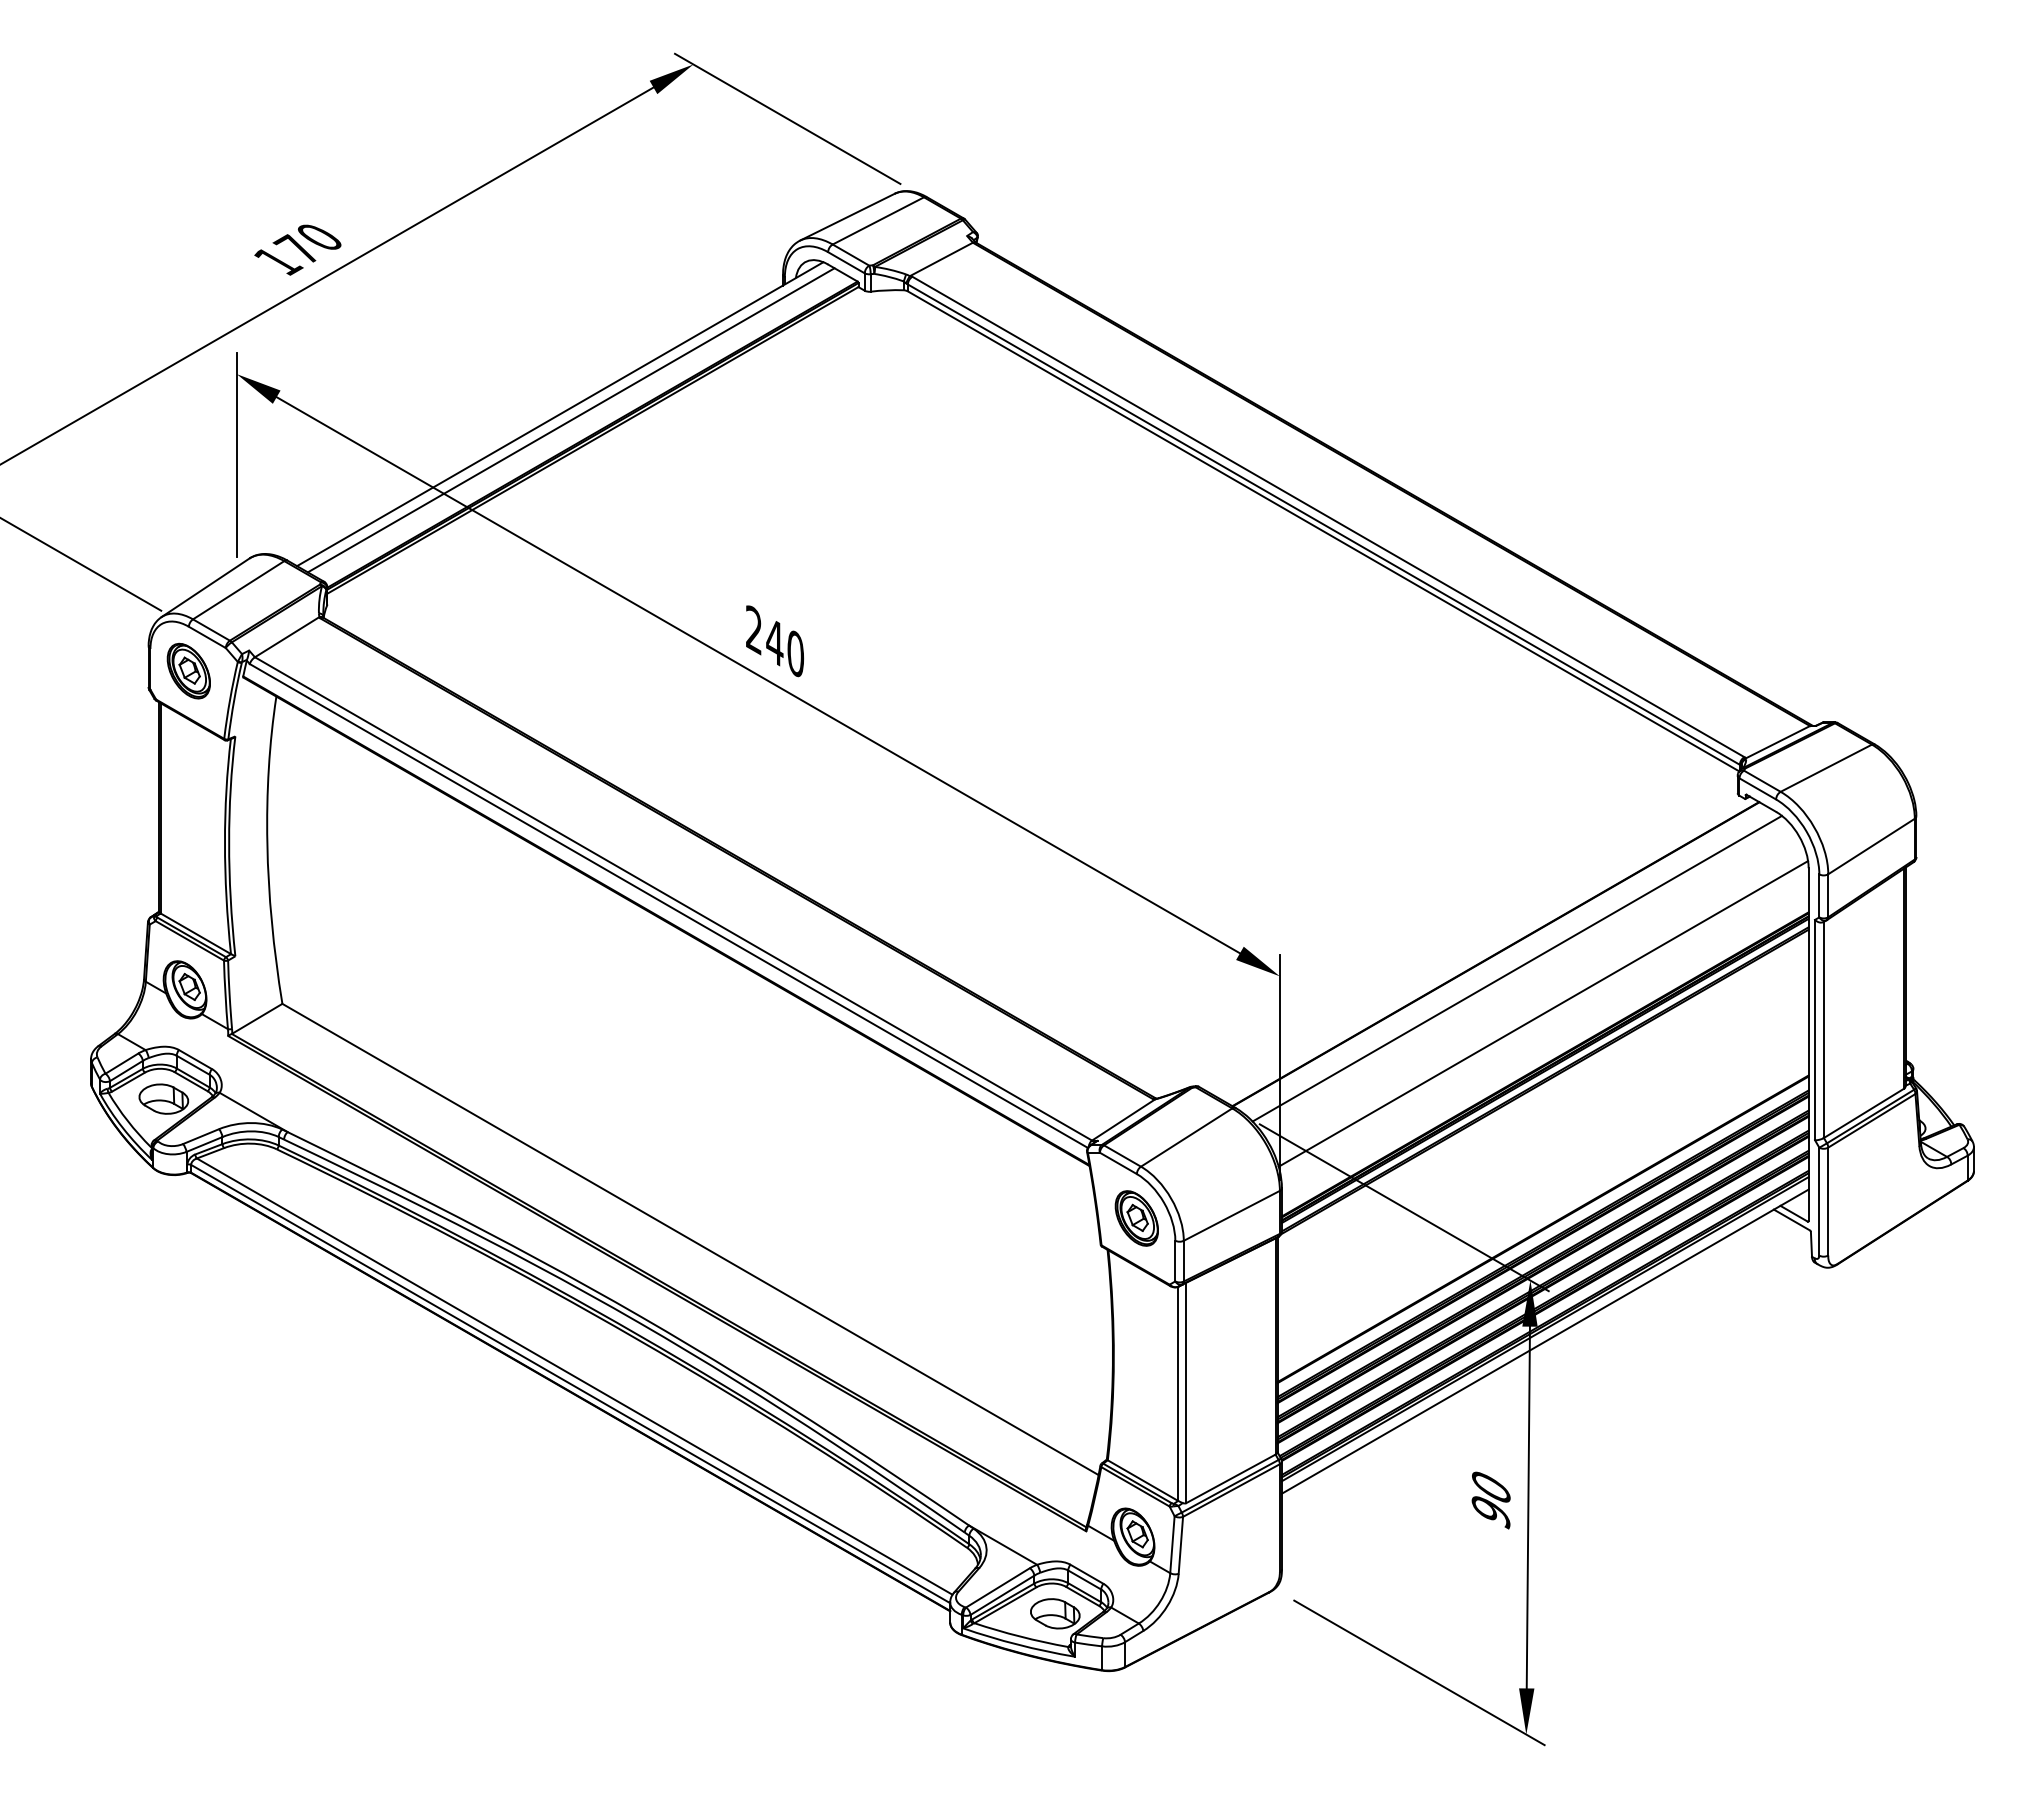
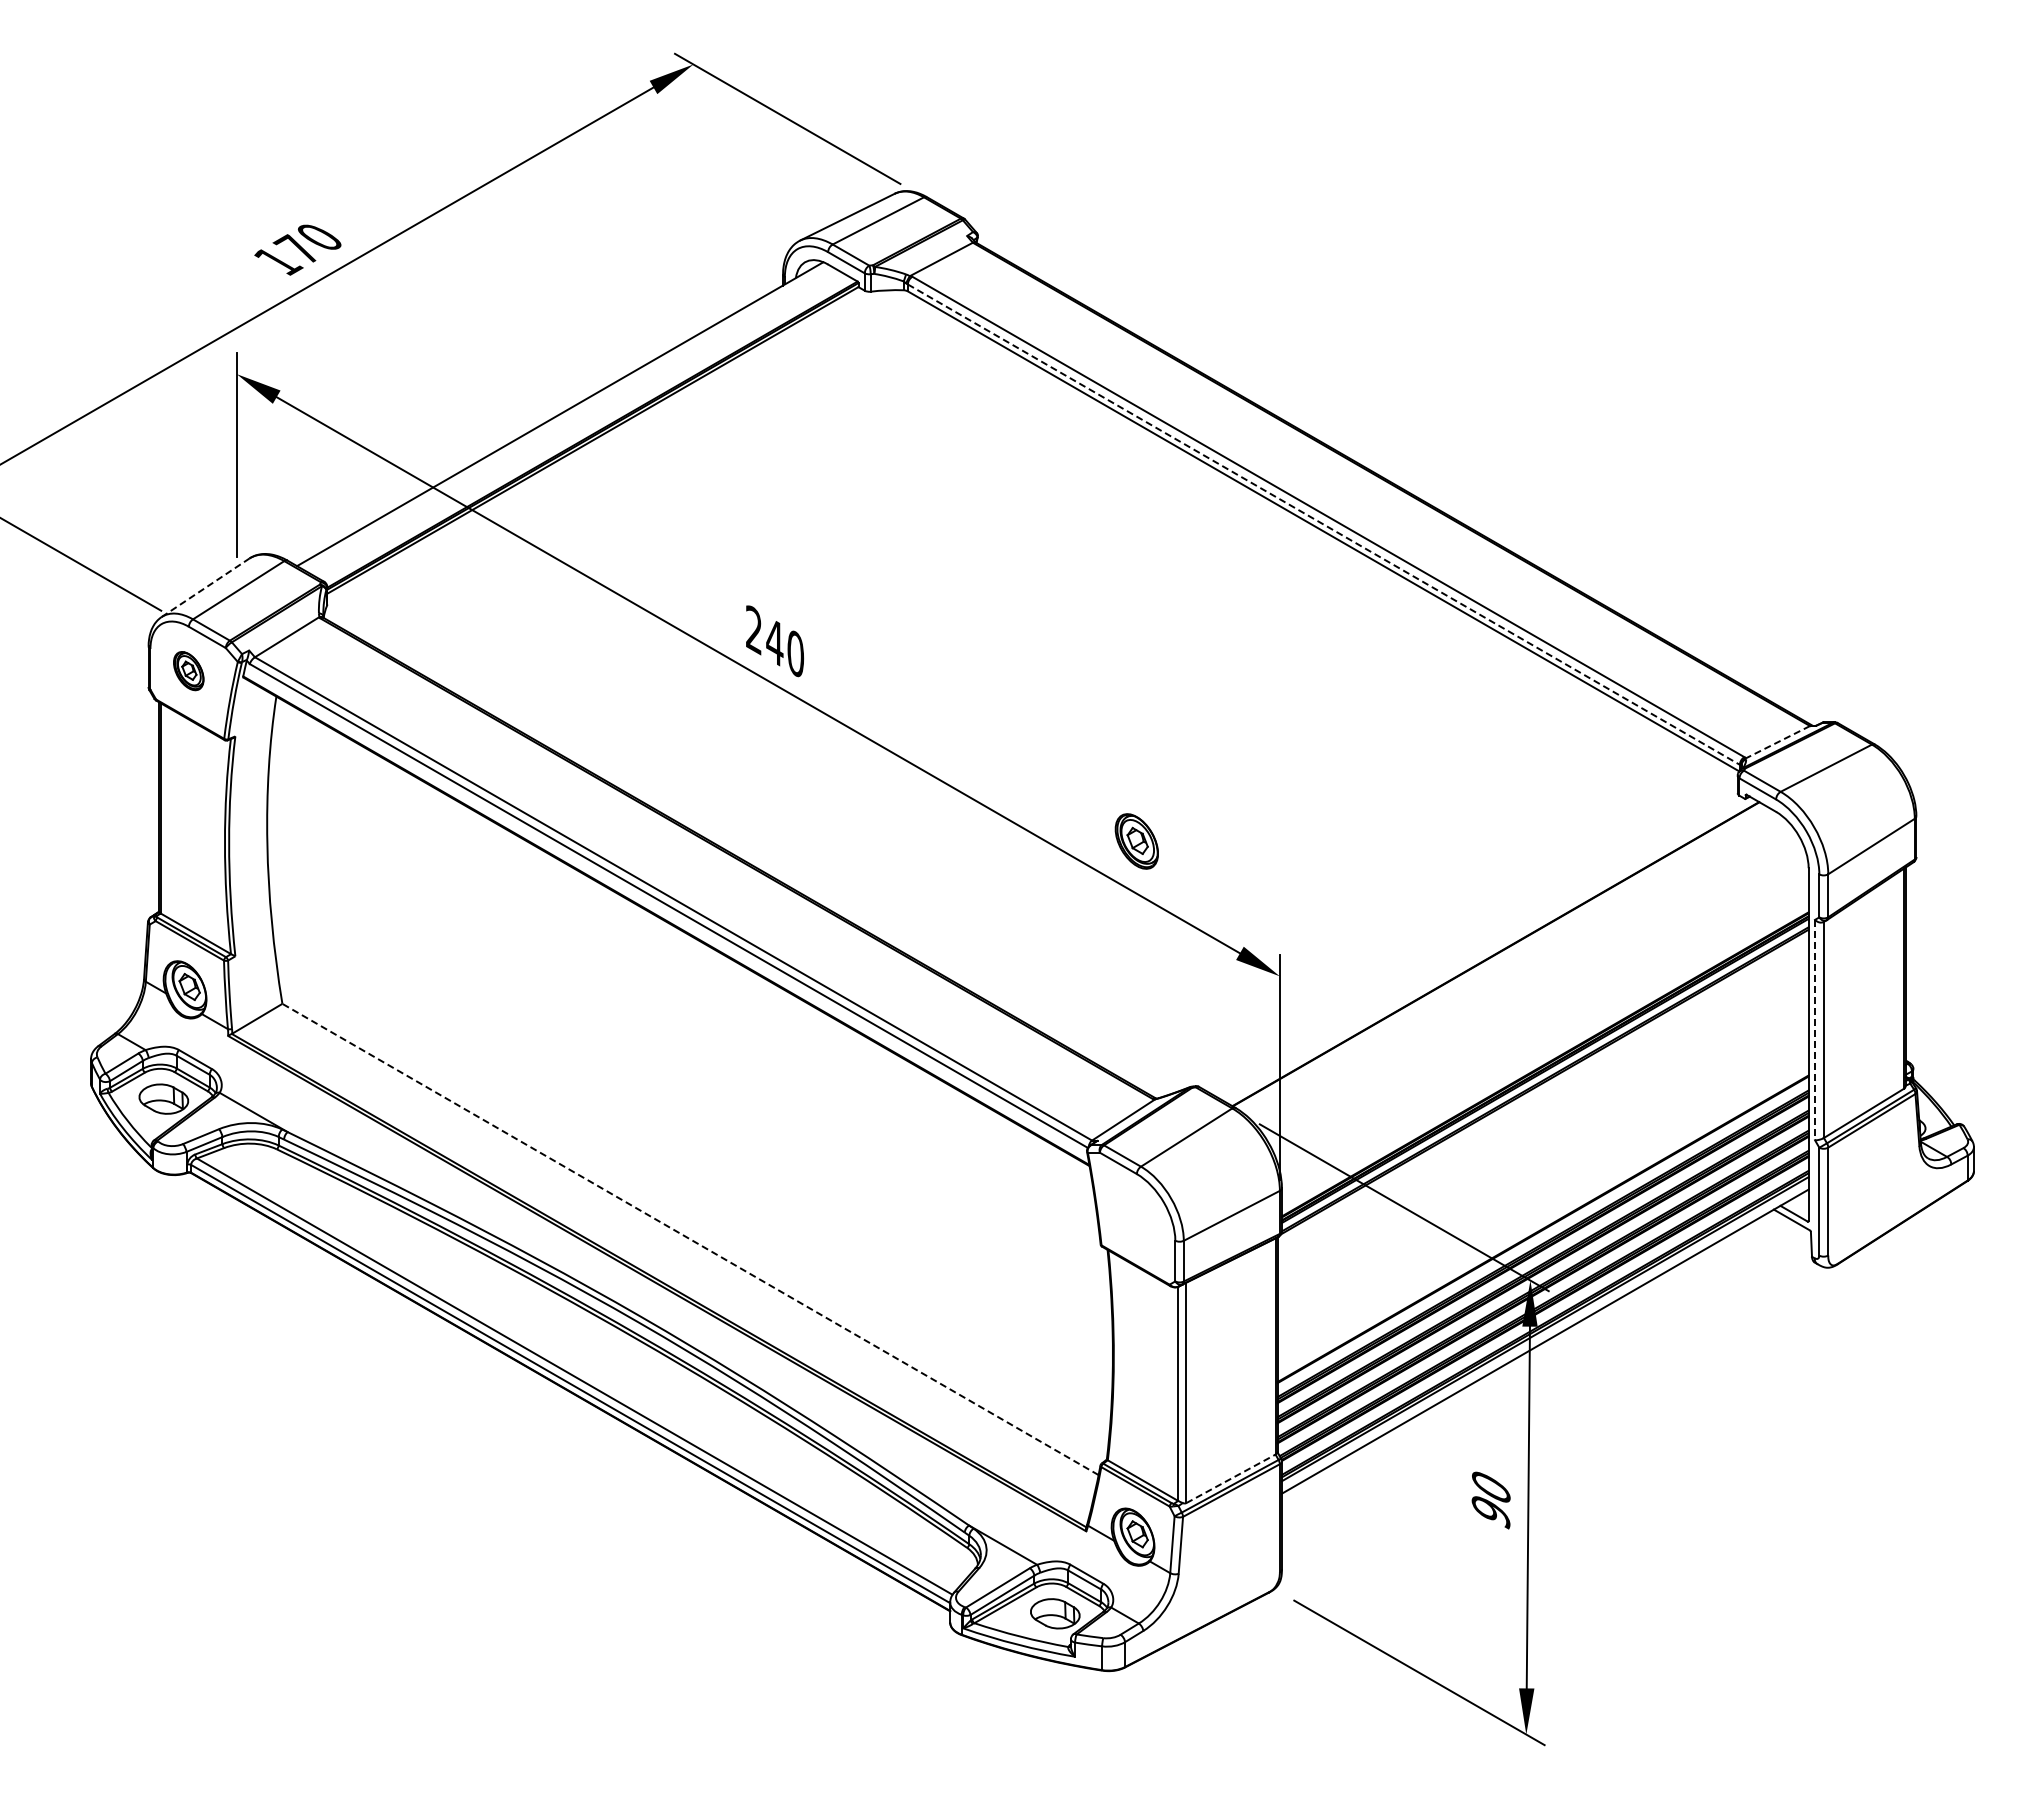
line: present -> none (570, 420)
line: solid -> dashed (1324, 524)
line: solid -> dashed (205, 587)
part size: 45x58 px -> 32x41 px (188, 671)
line: solid -> dashed (1778, 742)
line: present -> none (1517, 968)
line: present -> none (1543, 1013)
line: solid -> dashed (1815, 1030)
part position: (1136, 1218) -> (1136, 841) (1136, 841)
line: solid -> dashed (690, 1239)
line: solid -> dashed (1230, 1478)
